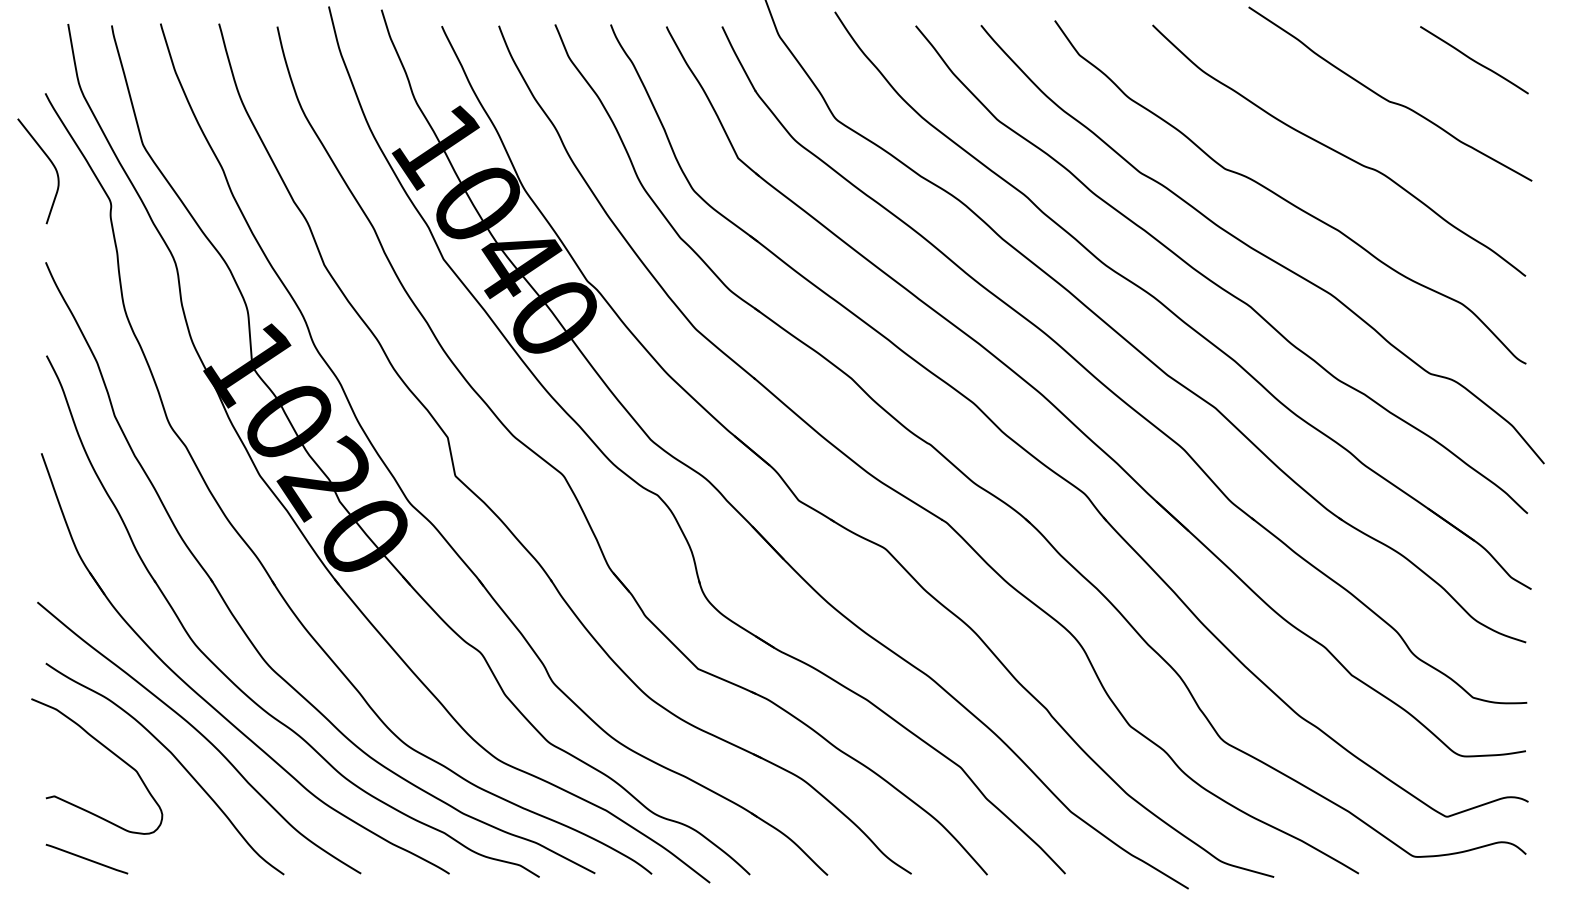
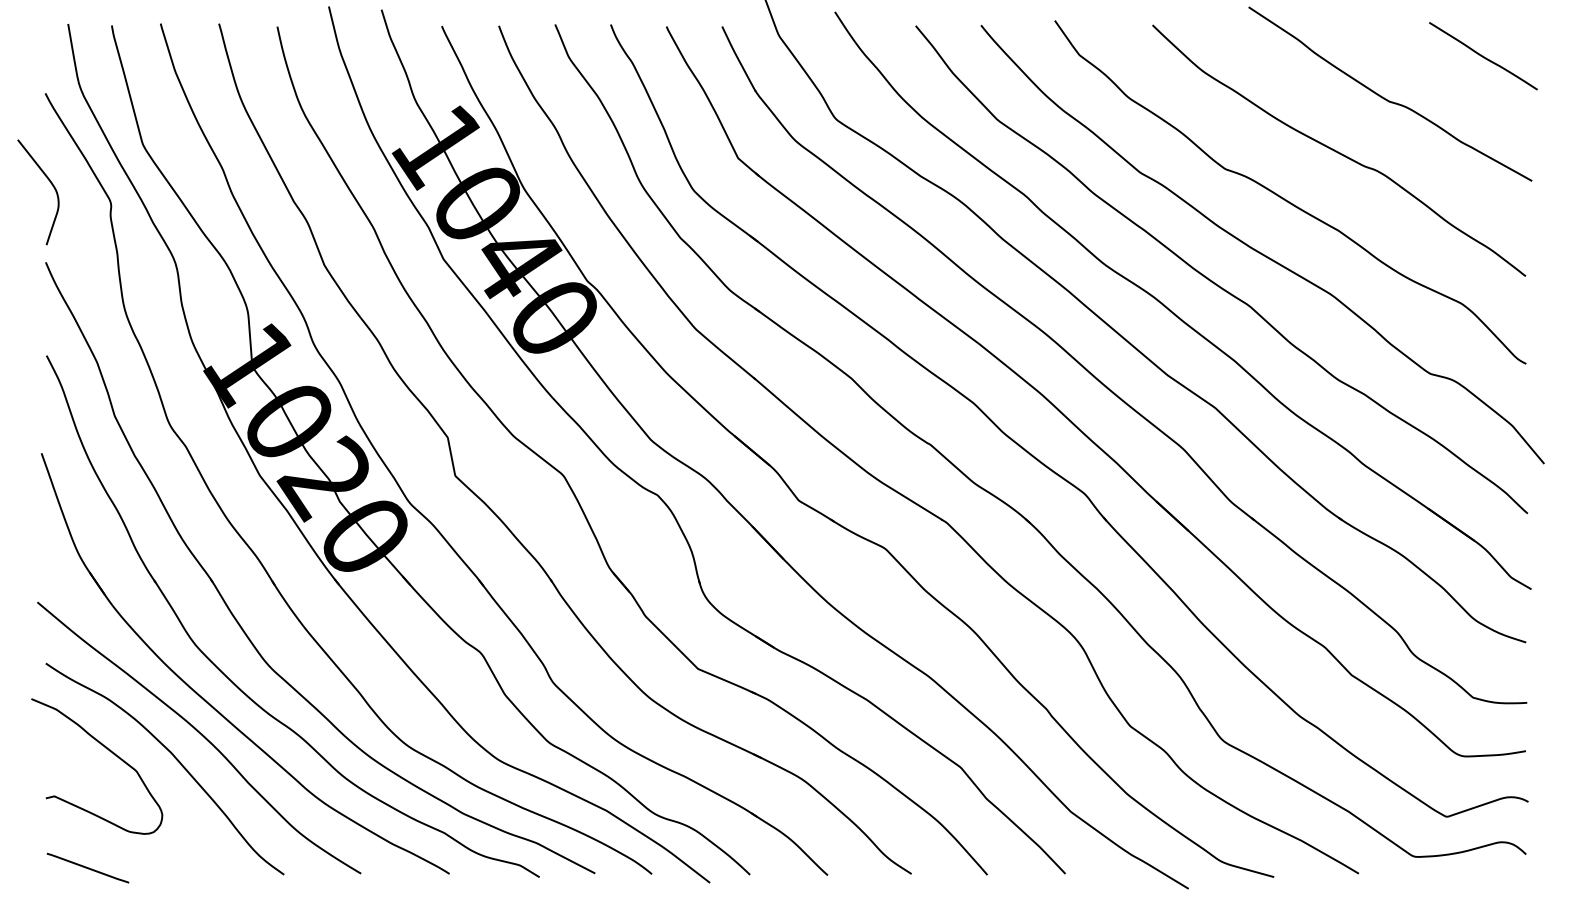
curve position: (1474, 60) -> (1483, 56) (1483, 56)
curve position: (50, 162) -> (50, 183) (50, 183)
line position: (86, 858) -> (87, 867) (87, 867)
